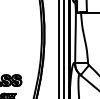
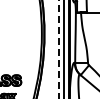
line: solid -> dashed (59, 49)
